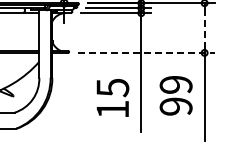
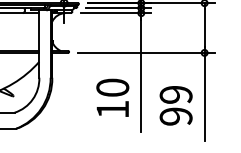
line: dashed -> solid (204, 28)
line: dashed -> solid (146, 52)
text: 15 -> 10 (112, 87)
text position: (175, 95) -> (175, 105) (175, 105)
